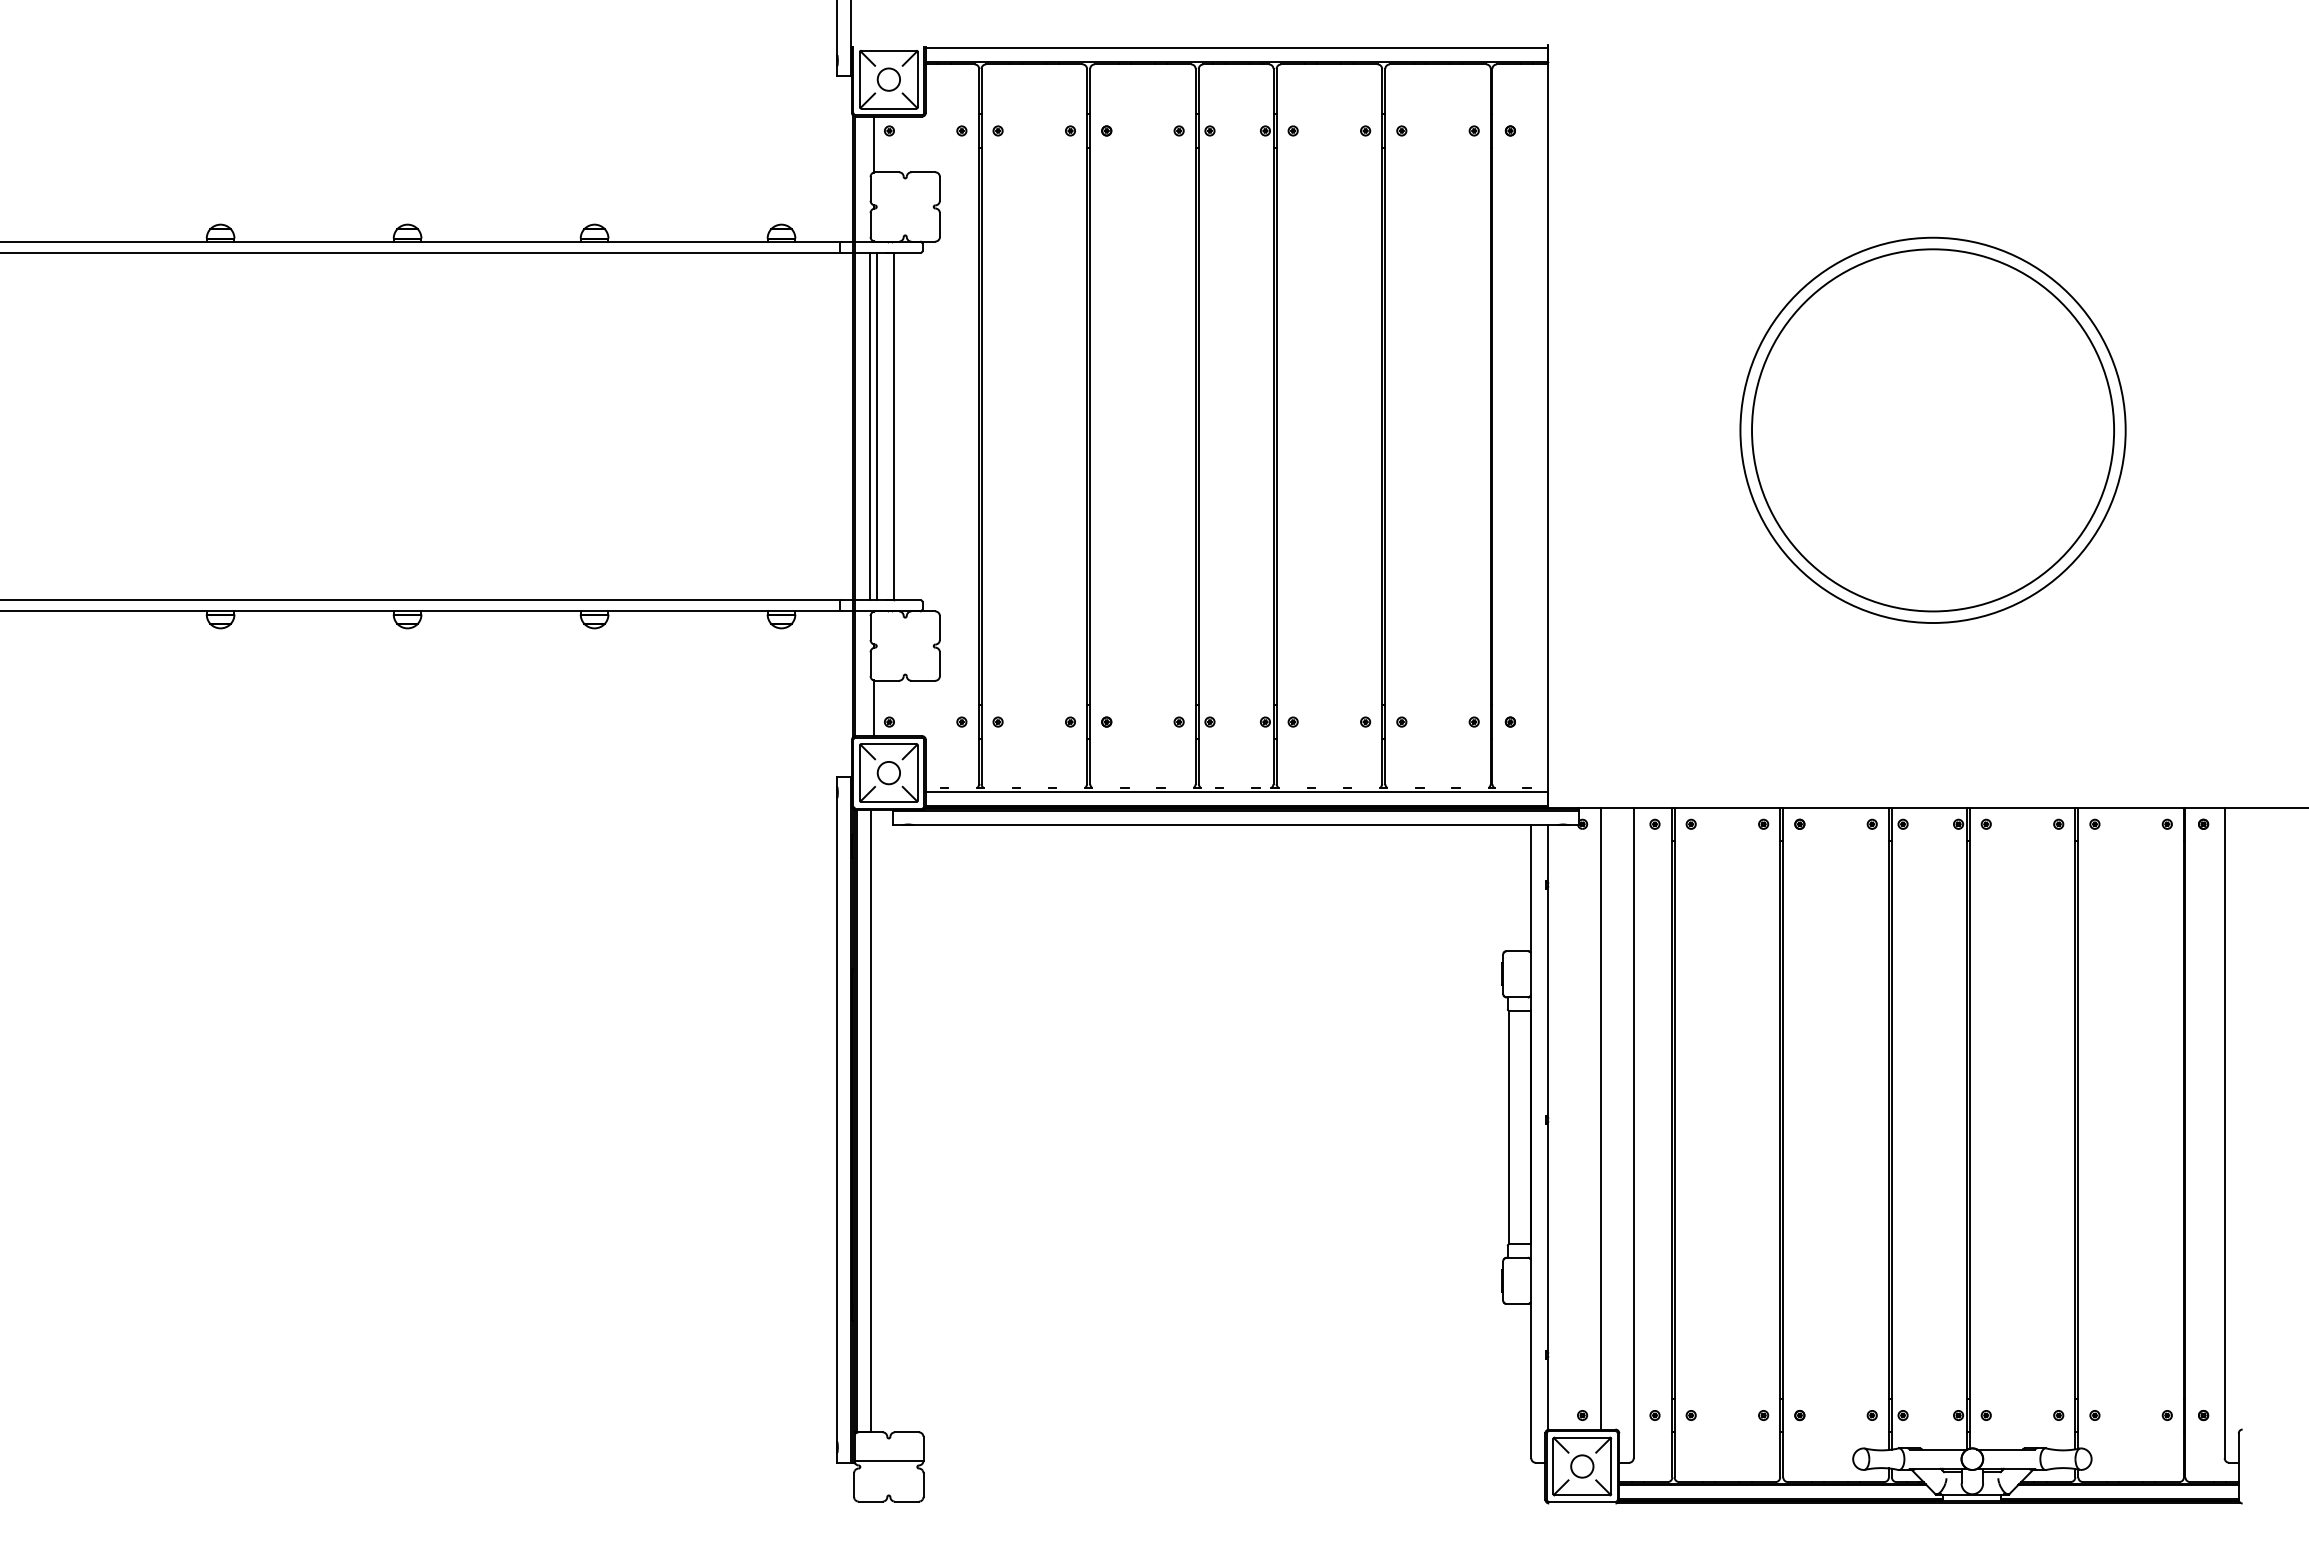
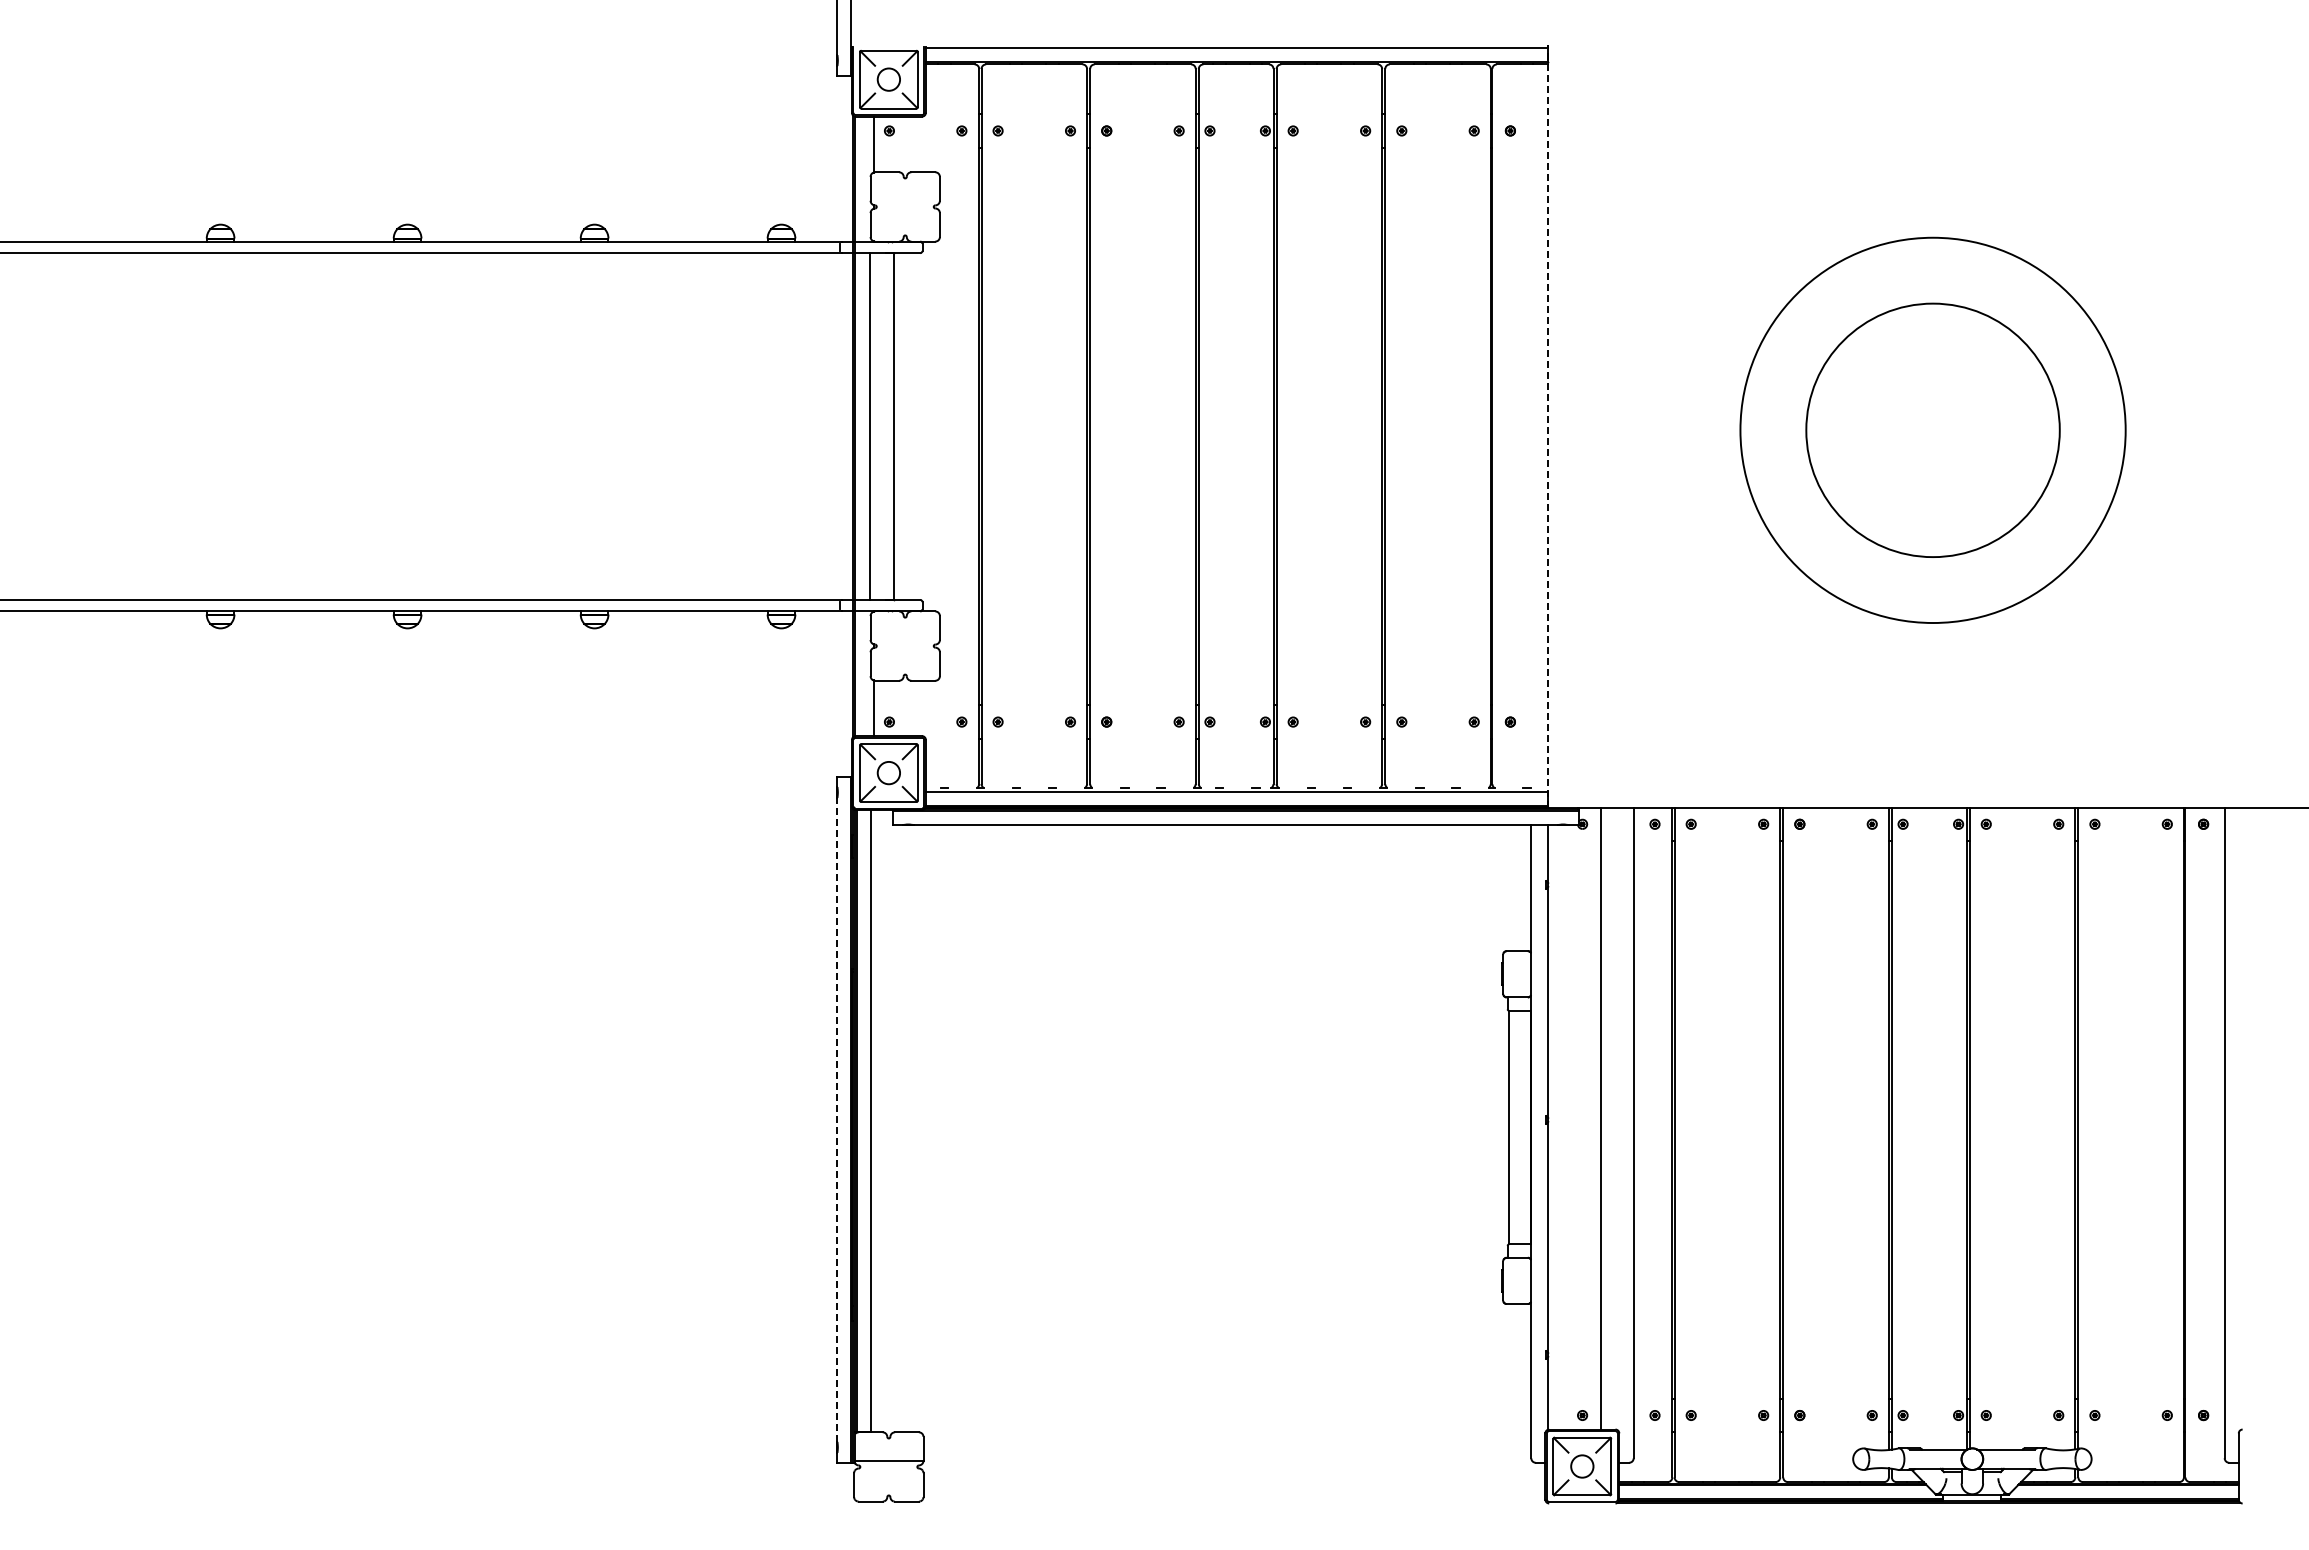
line: present -> none (876, 426)
line: solid -> dashed (1547, 426)
circle diameter: 362 px -> 253 px (1932, 430)
line: solid -> dashed (837, 1119)
